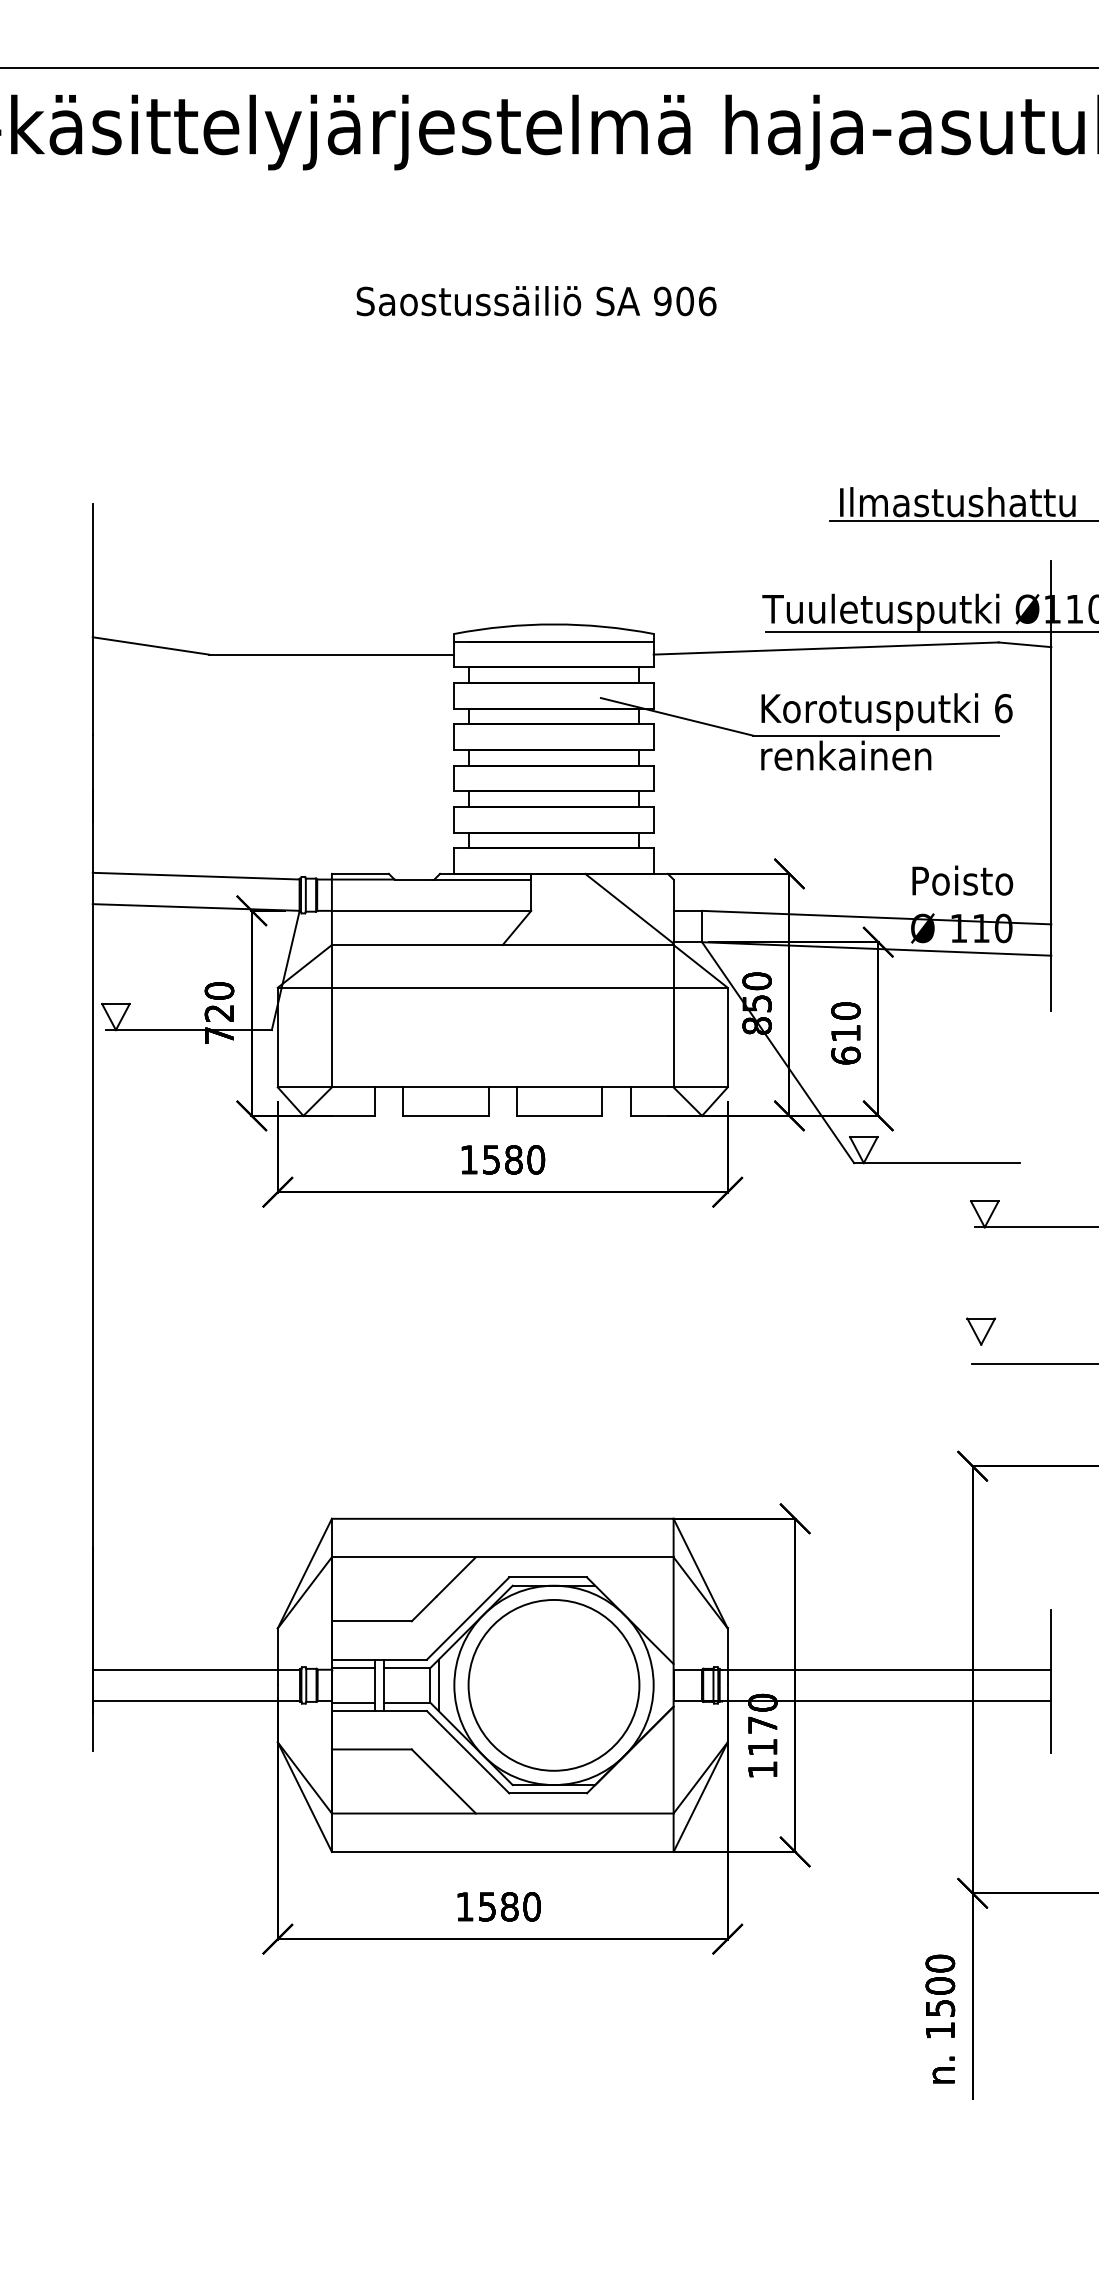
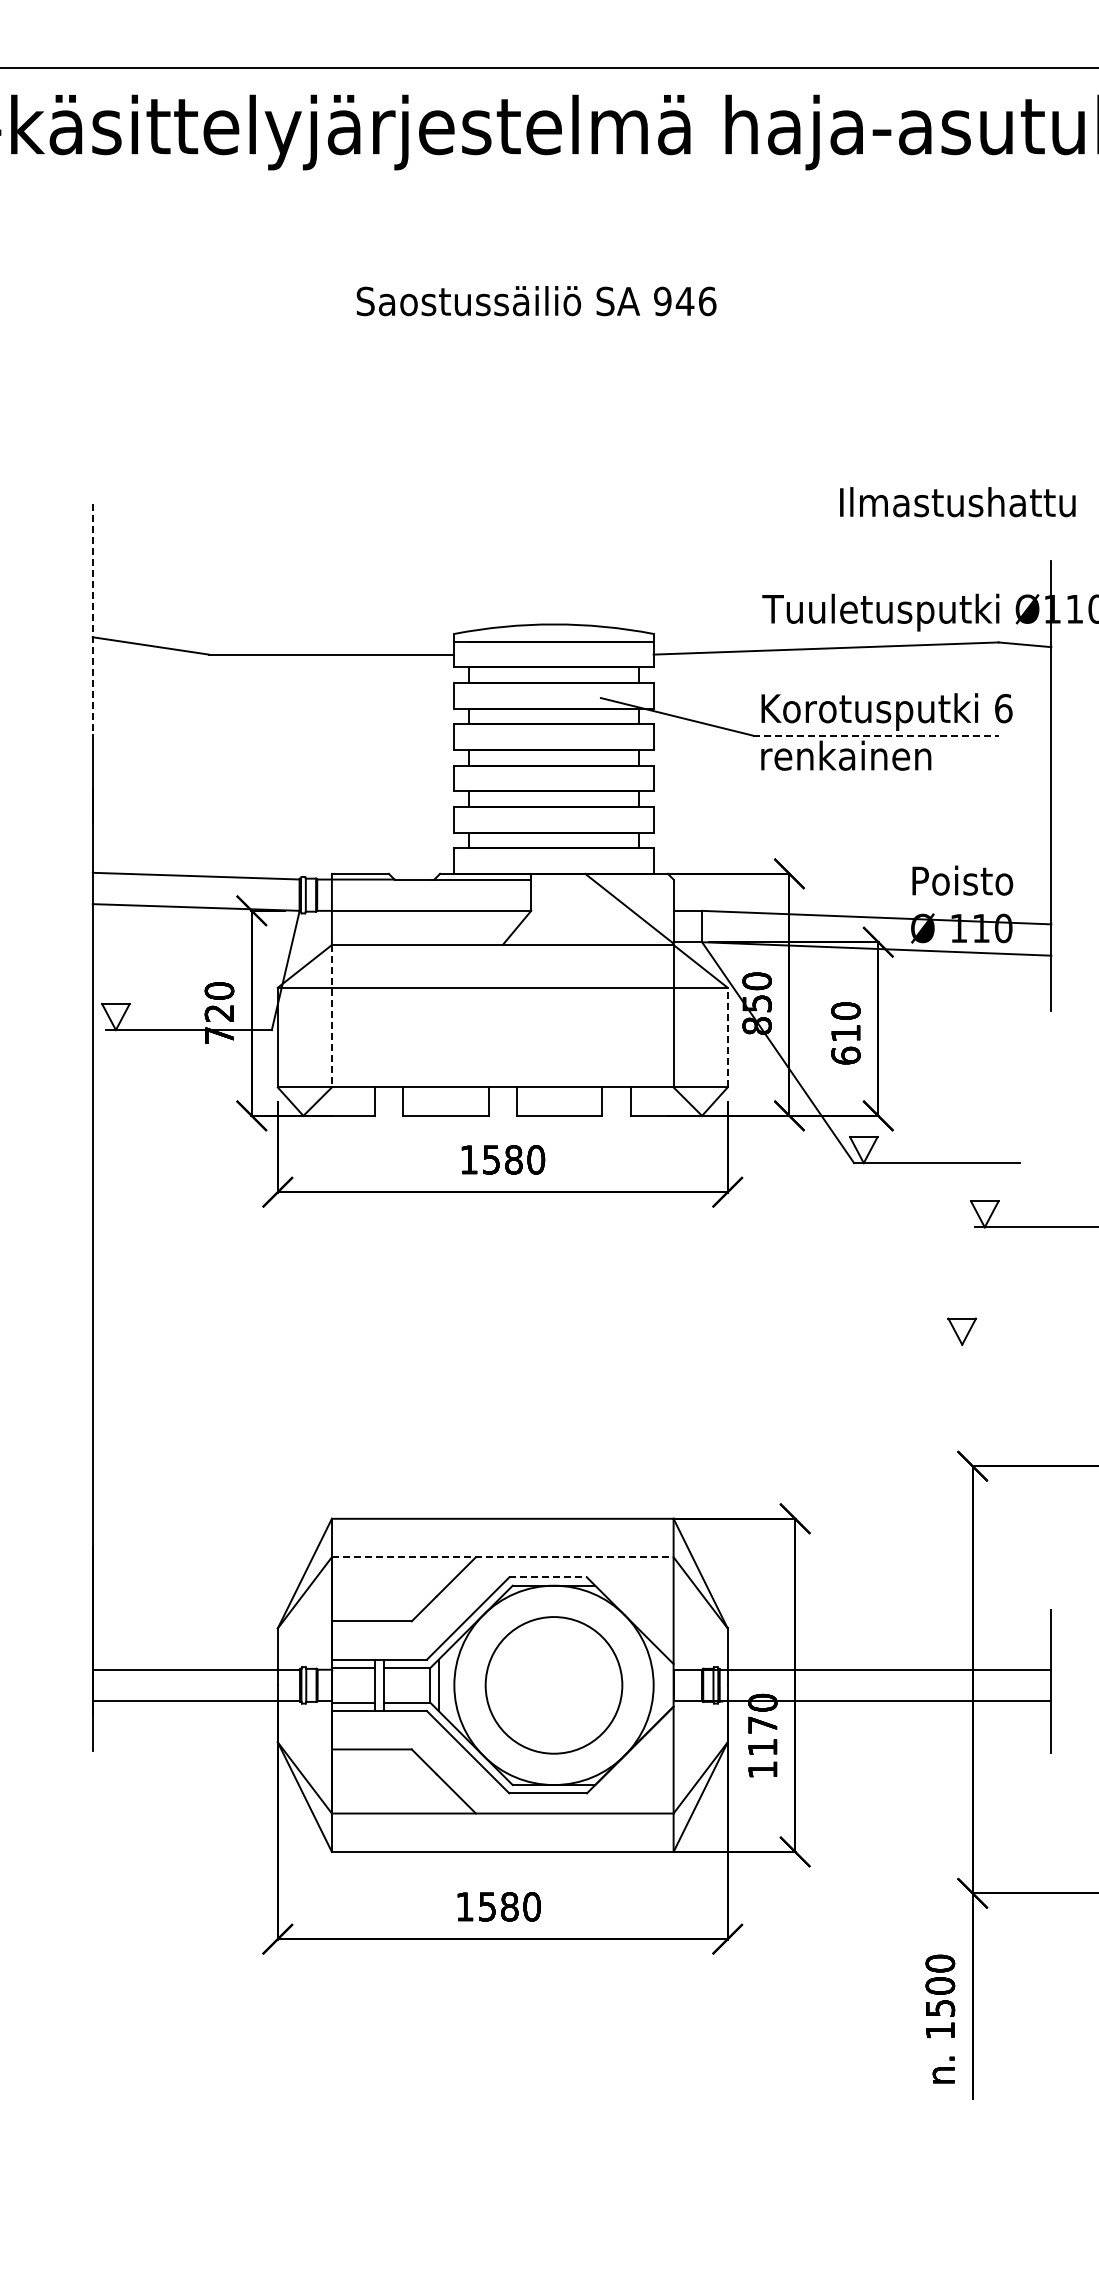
text: 906 -> 946 (684, 301)
line: present -> none (962, 521)
line: solid -> dashed (92, 619)
line: present -> none (930, 632)
line: solid -> dashed (875, 735)
line: solid -> dashed (331, 1016)
line: solid -> dashed (727, 1037)
part position: (981, 1331) -> (962, 1331) (962, 1331)
line: present -> none (1032, 1363)
line: solid -> dashed (502, 1557)
line: solid -> dashed (548, 1577)
circle diameter: 171 px -> 137 px (553, 1685)
